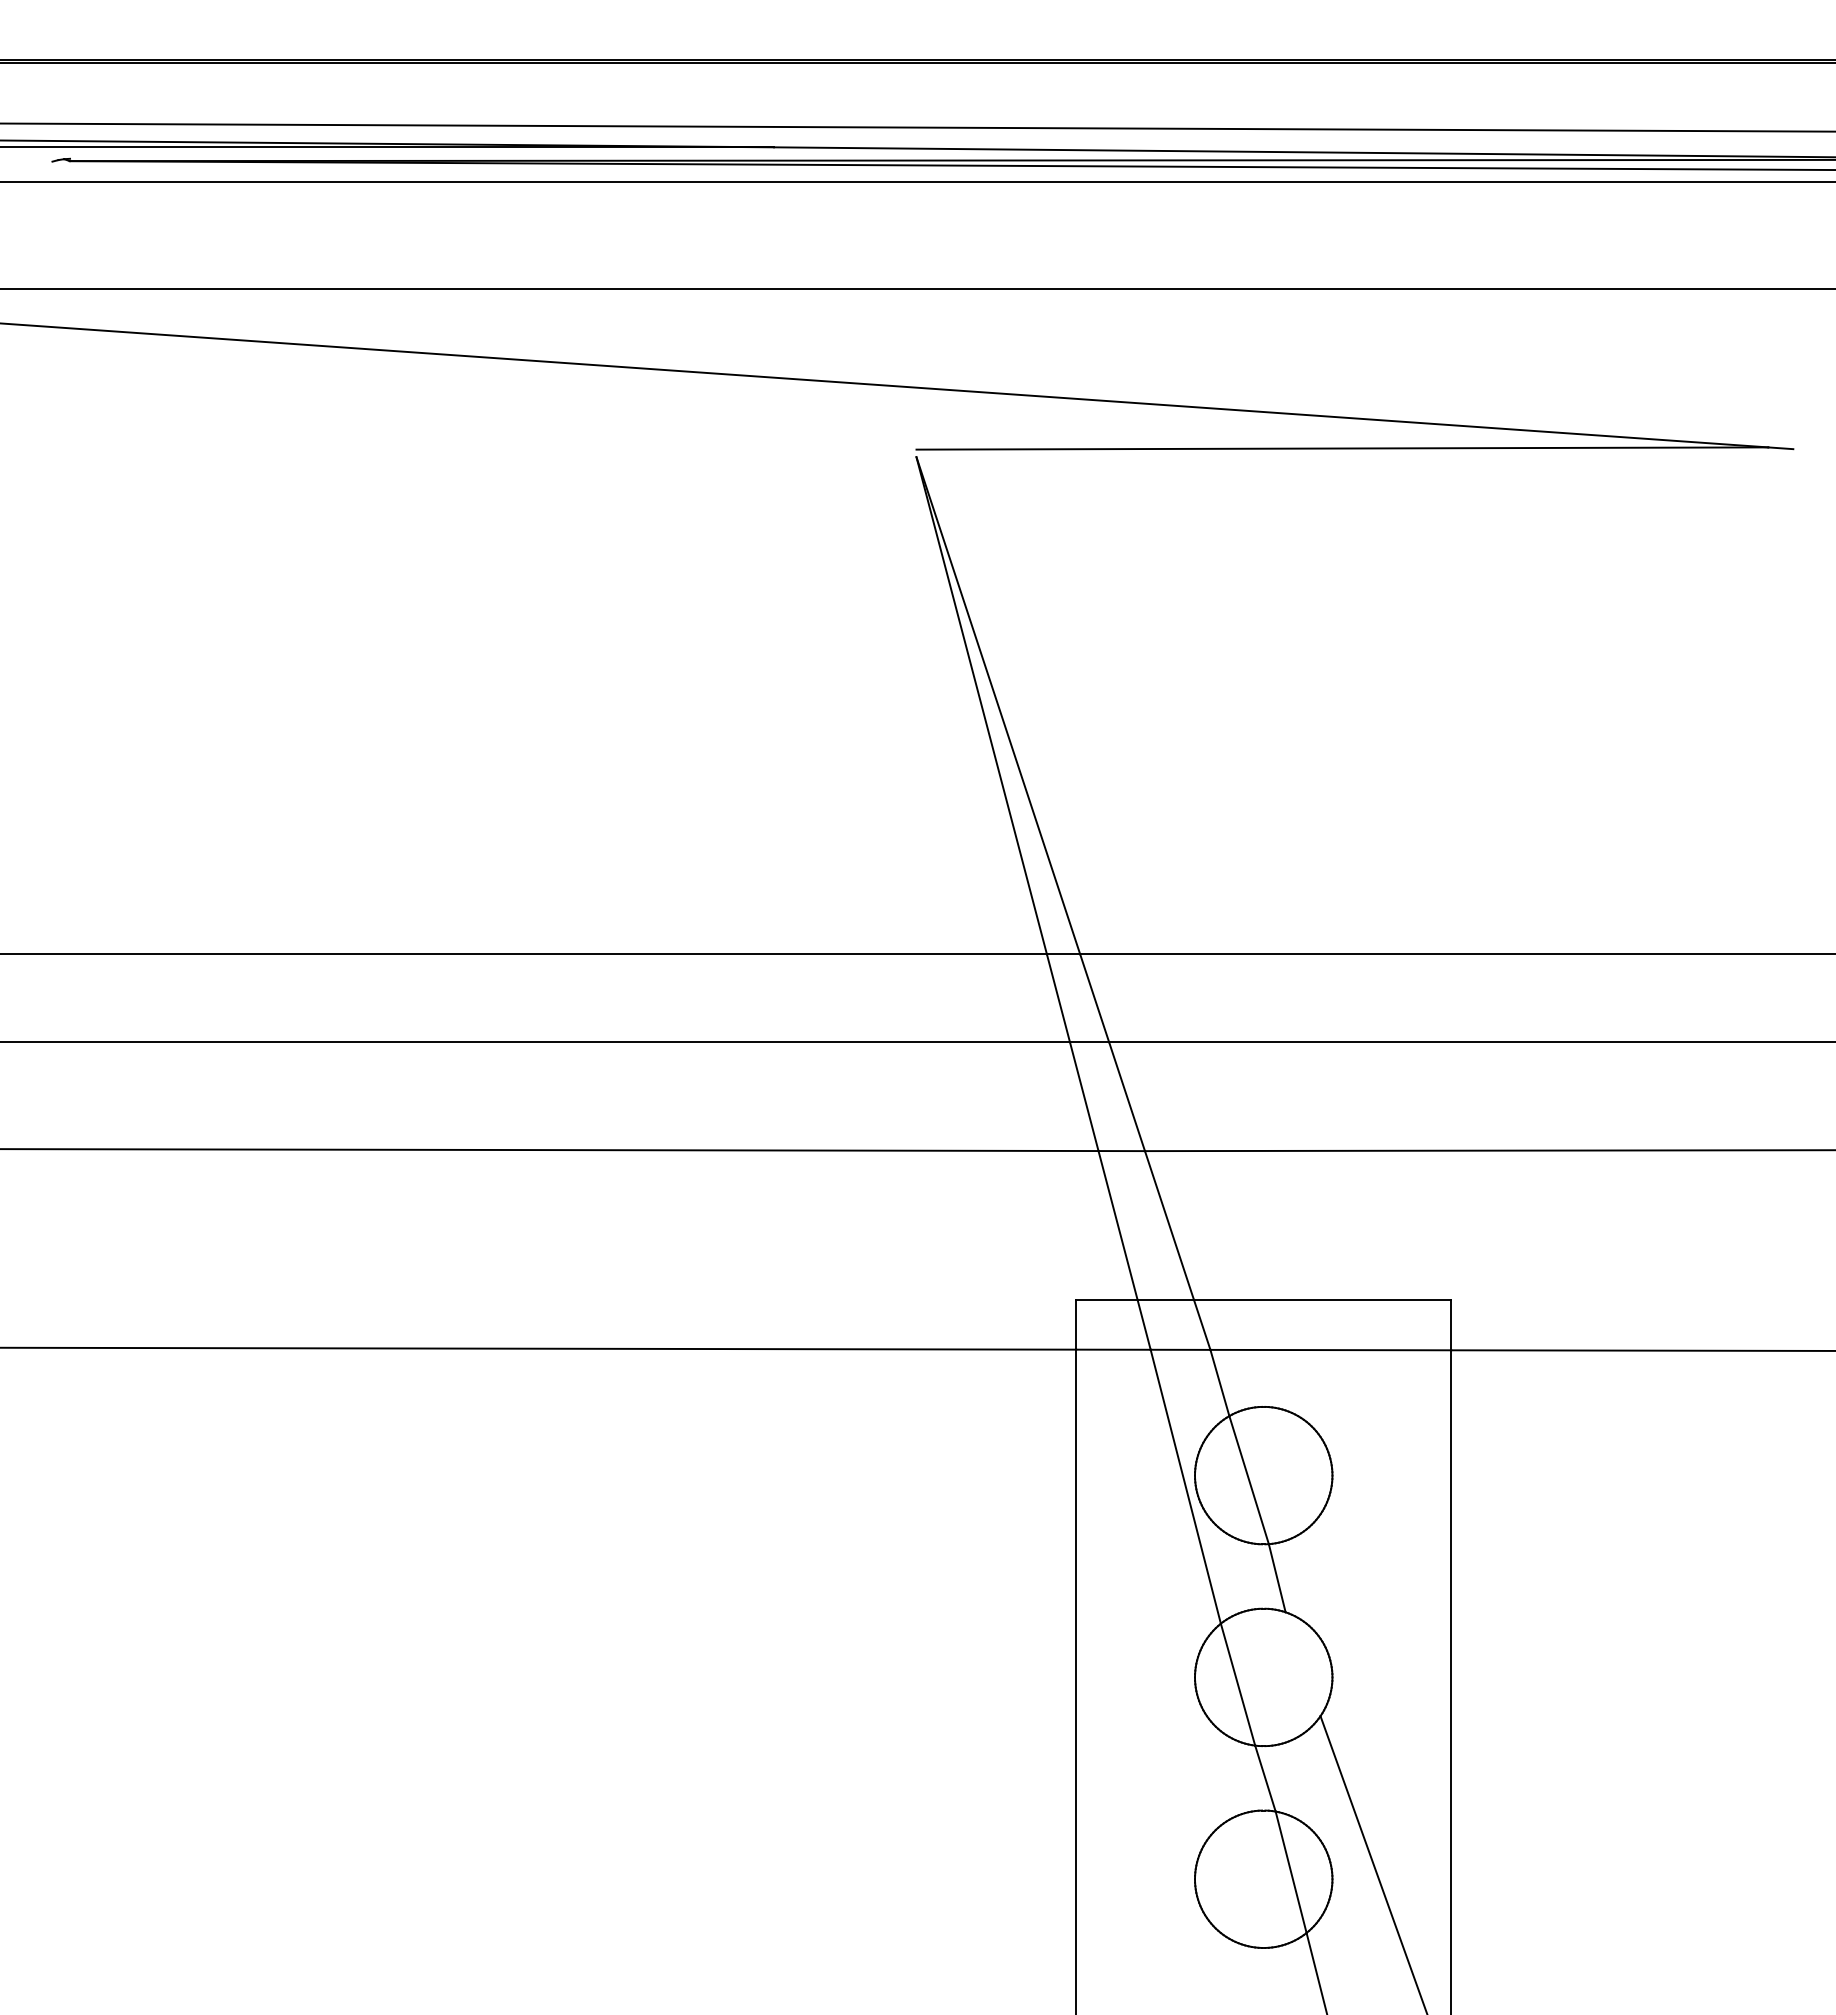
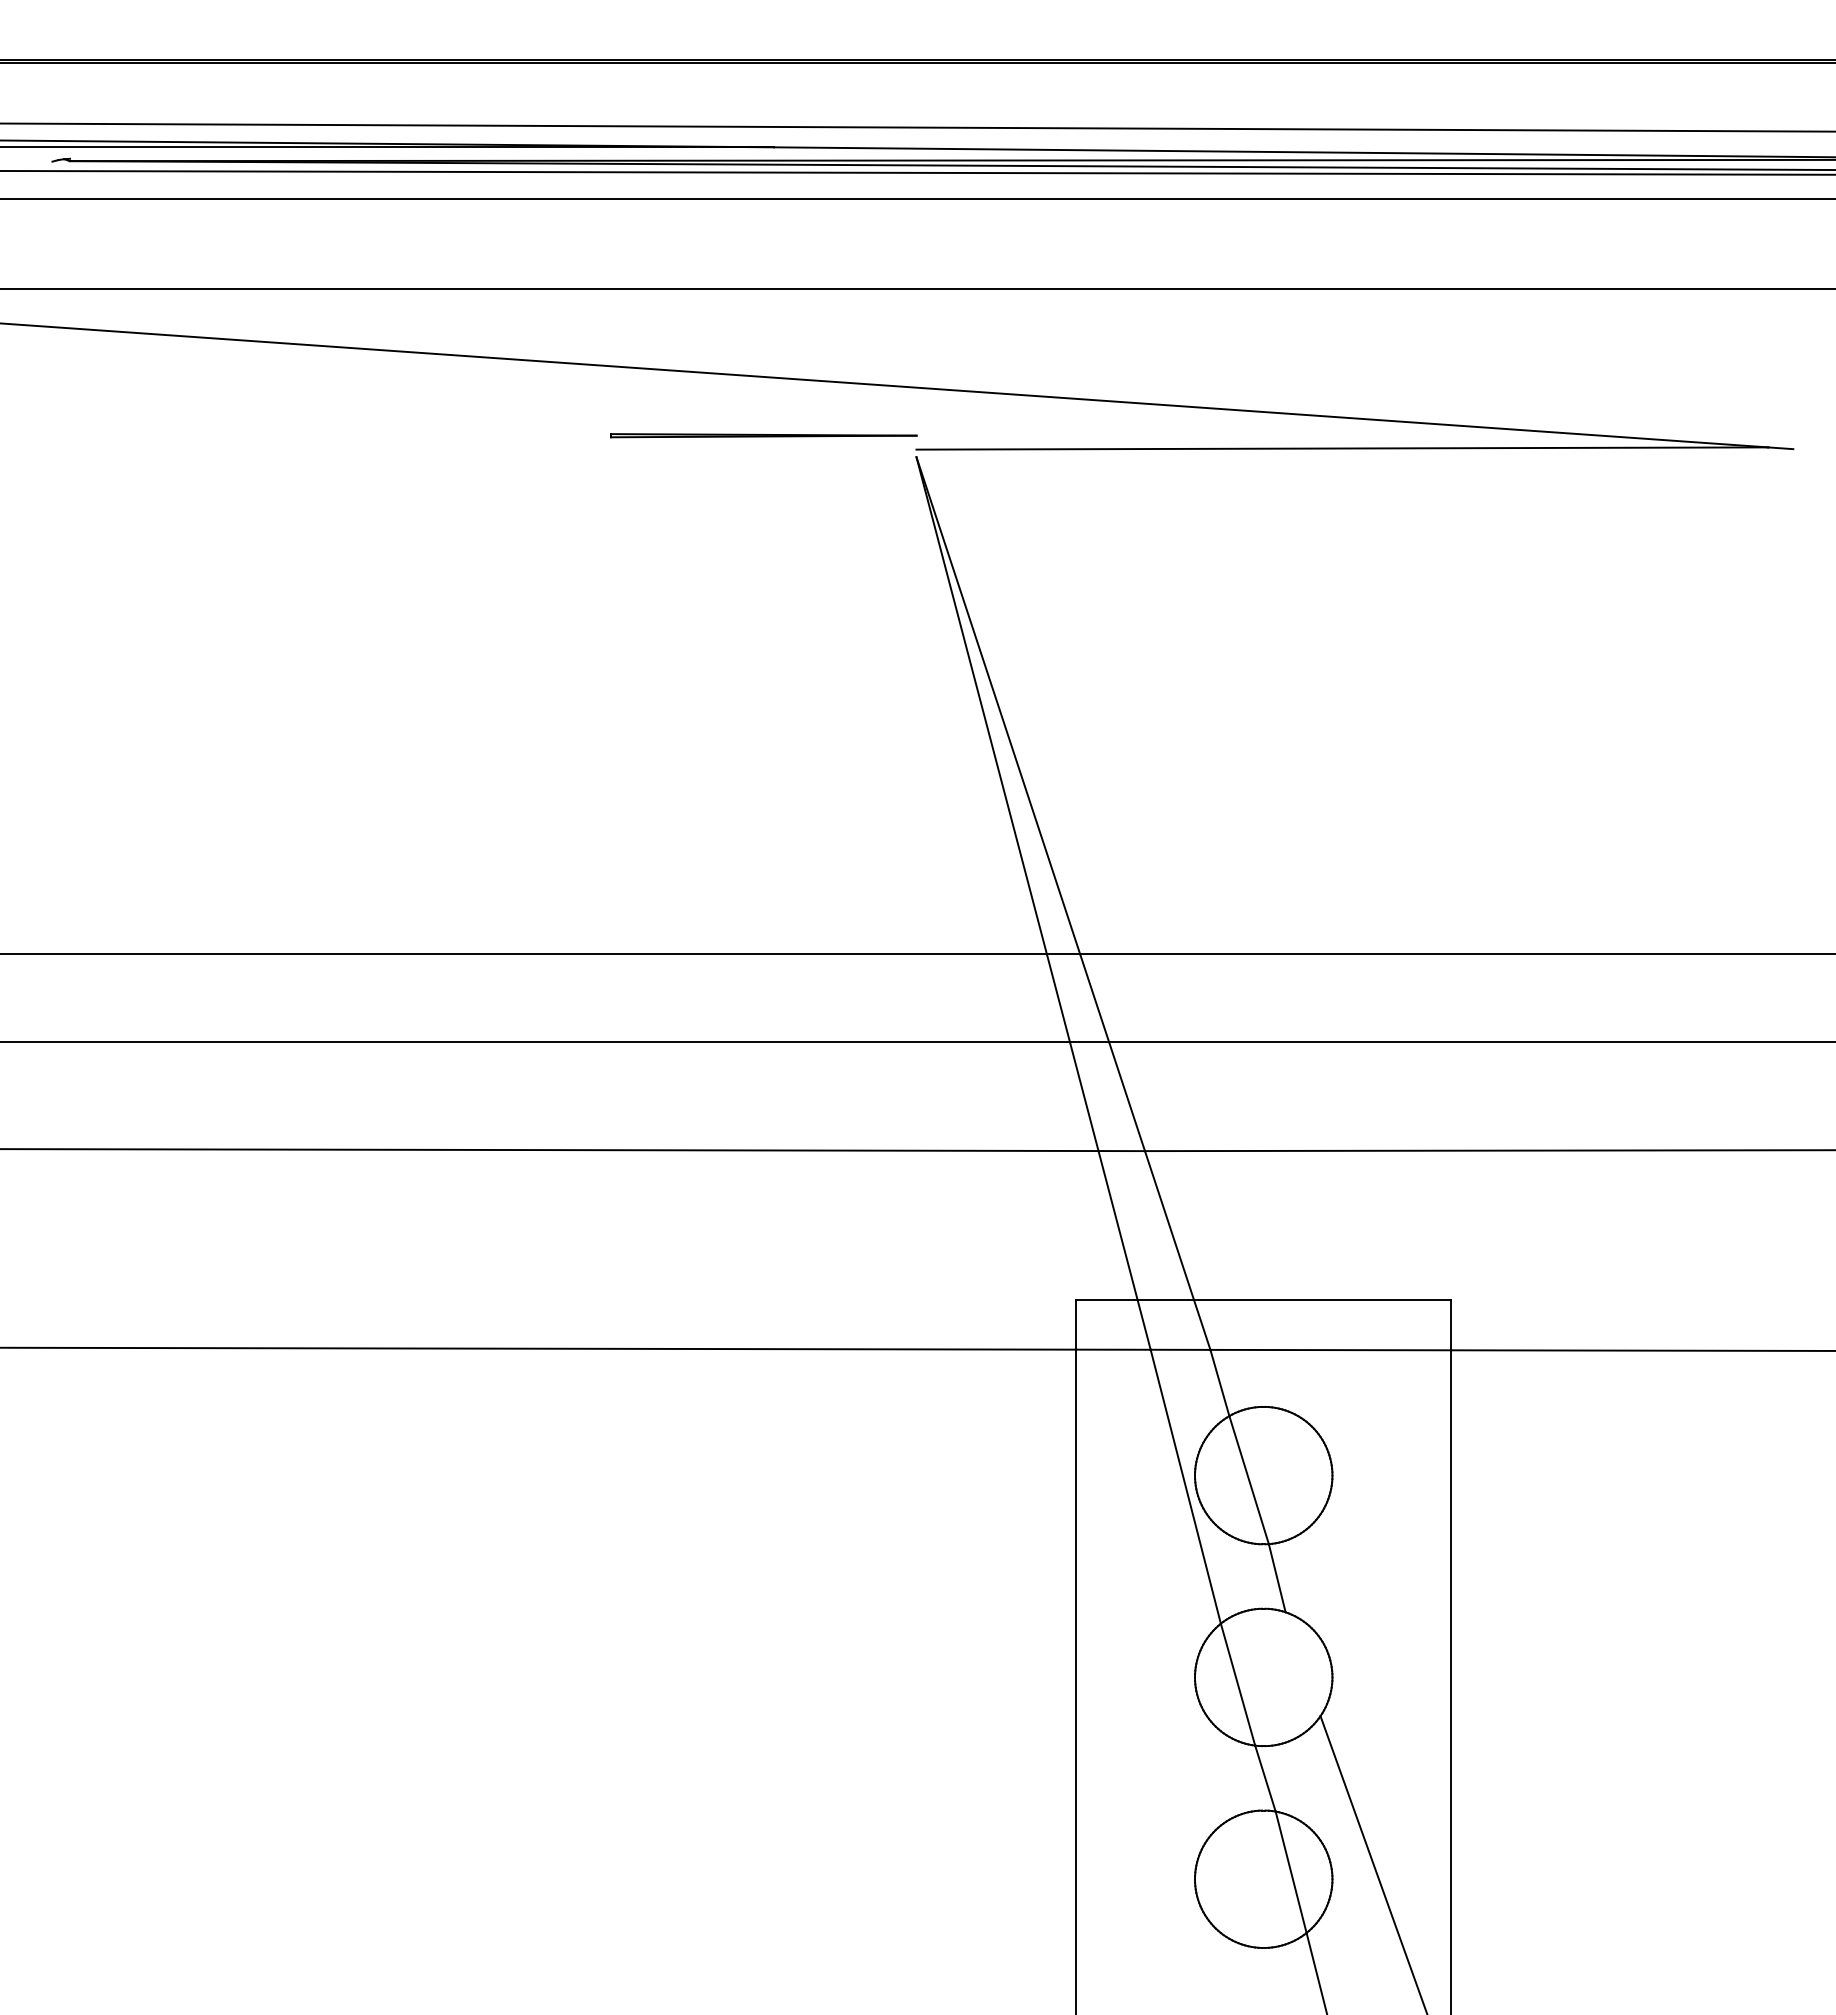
line: none -> present (917, 172)
line position: (917, 182) -> (917, 199) (917, 199)
part: none -> present (763, 435)
